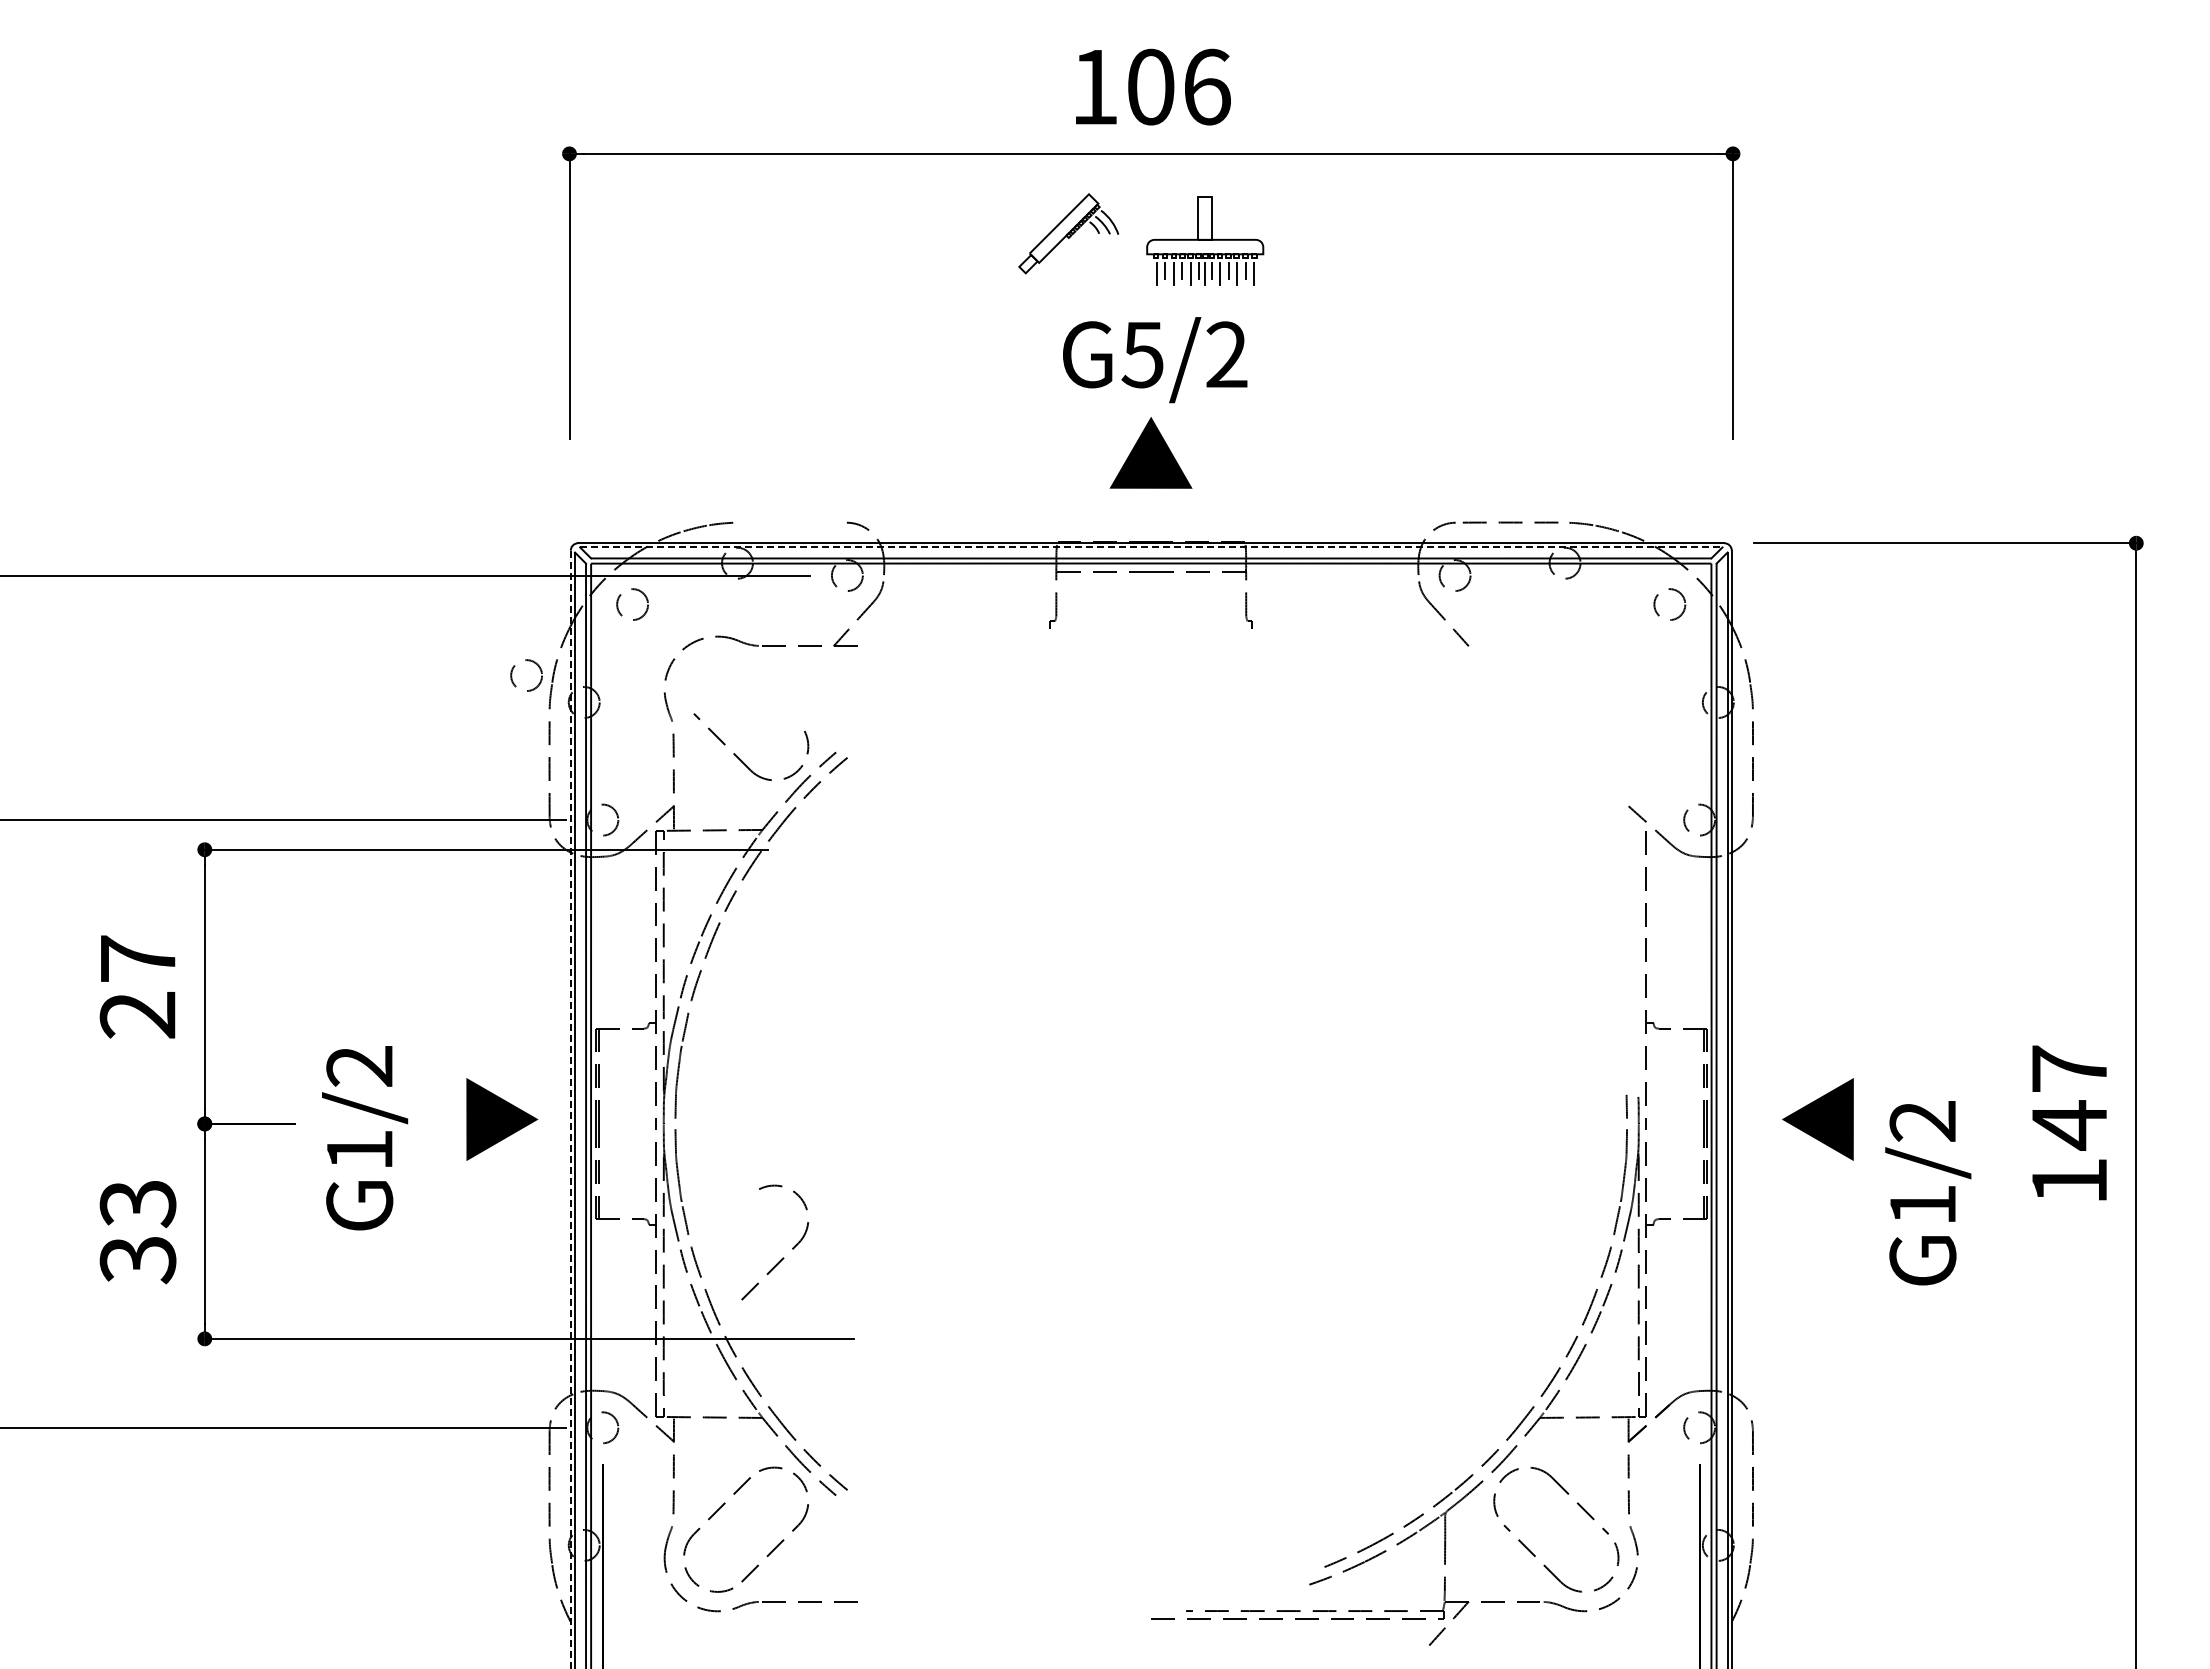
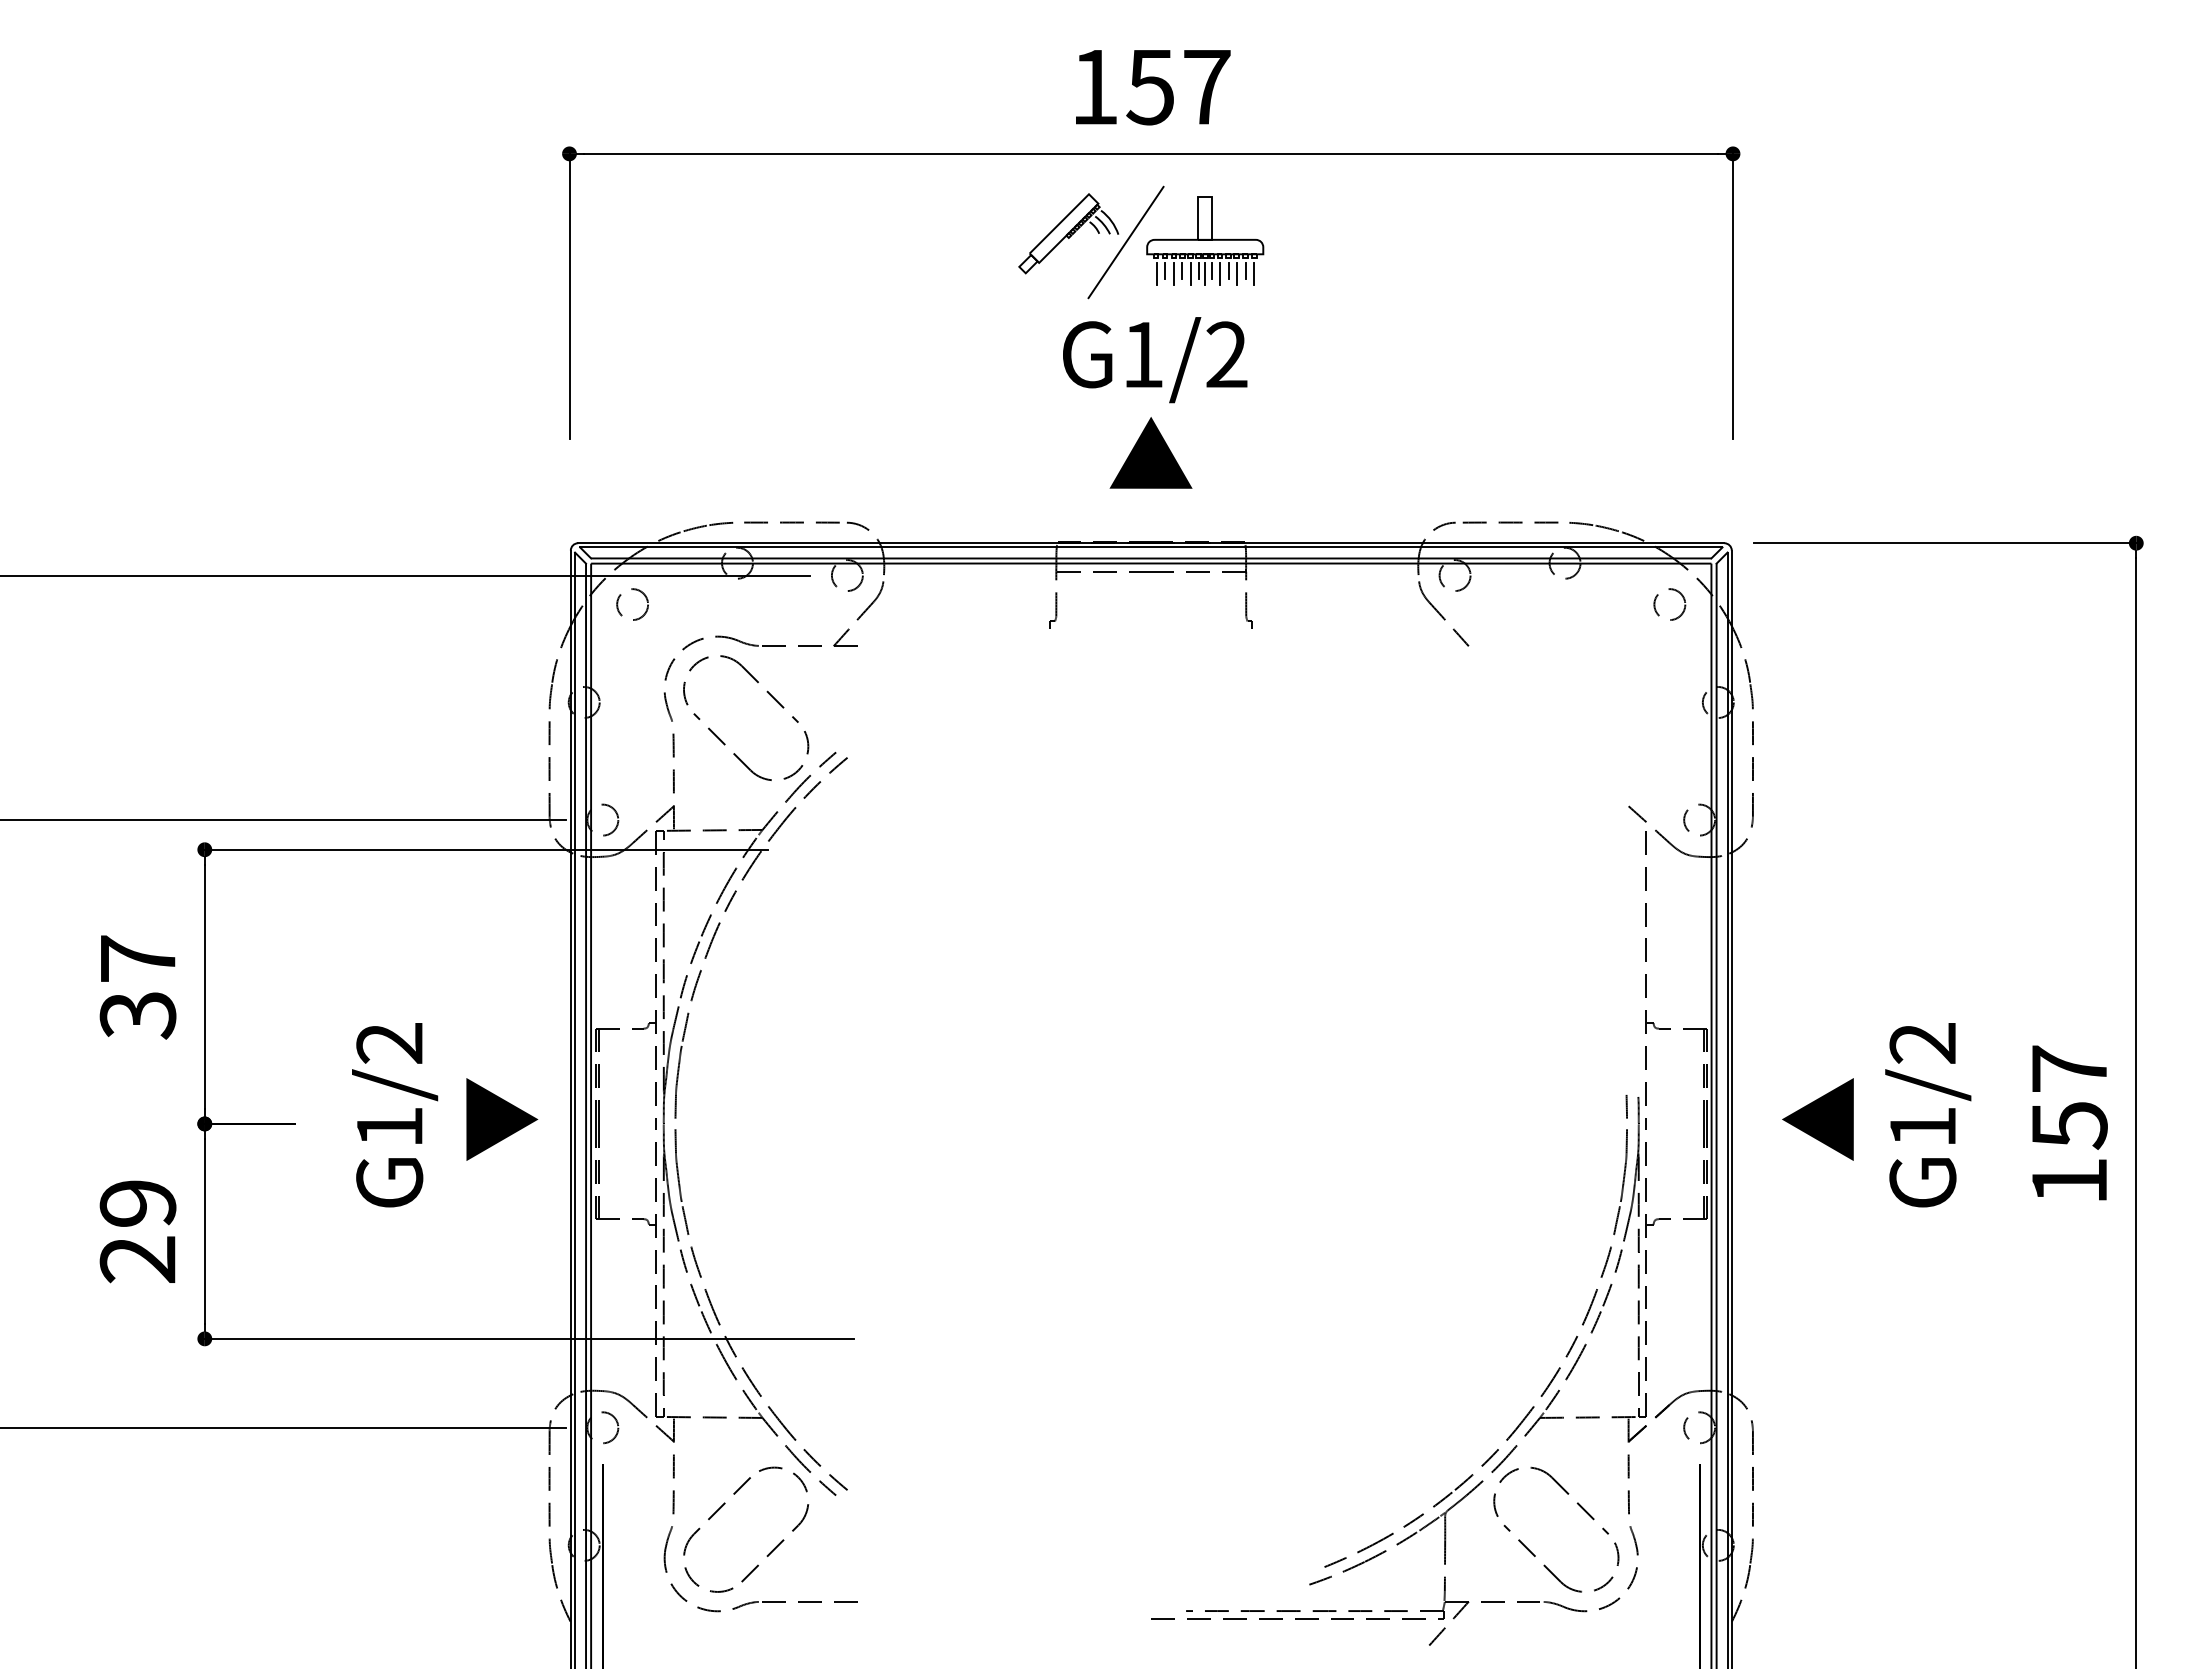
text: 106 -> 157 (1178, 86)
line: none -> present (1125, 242)
text: G5/2 -> G1/2 (1142, 355)
line: none -> present (791, 522)
line: dashed -> solid (1151, 547)
circle: present -> none (526, 675)
part: none -> present (751, 677)
text: 27 -> 37 (138, 1015)
line: dashed -> solid (570, 1110)
text: 147 -> 157 (2069, 1125)
text position: (365, 1138) -> (395, 1115) (395, 1115)
text position: (1928, 1193) -> (1928, 1115) (1928, 1115)
text: 33 -> 29 (137, 1232)
part: present -> none (782, 1257)
